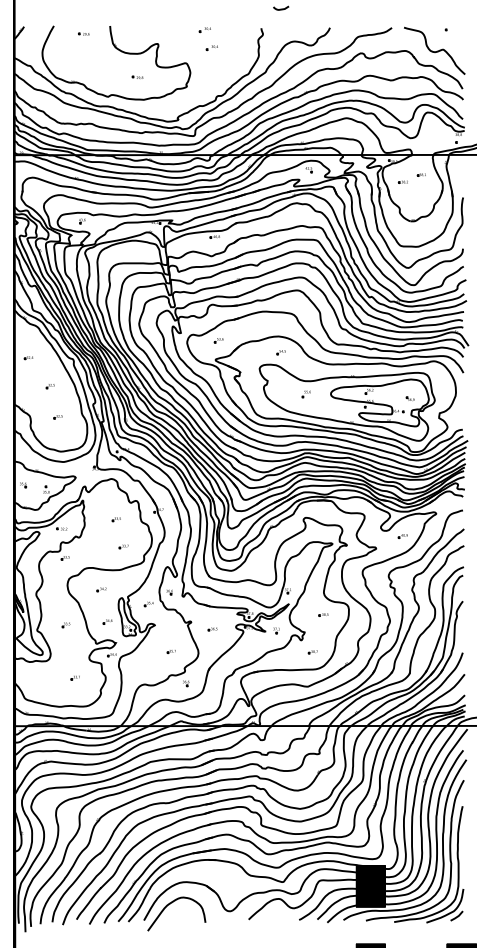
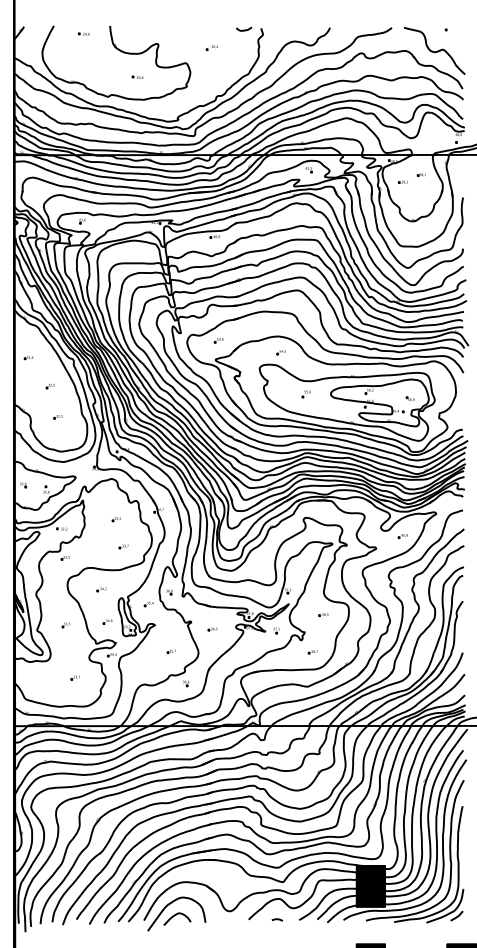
curve position: (281, 8) -> (244, 29) (244, 29)
part: present -> none (204, 30)
curve: none -> present (176, 915)
line: none -> present (276, 919)
